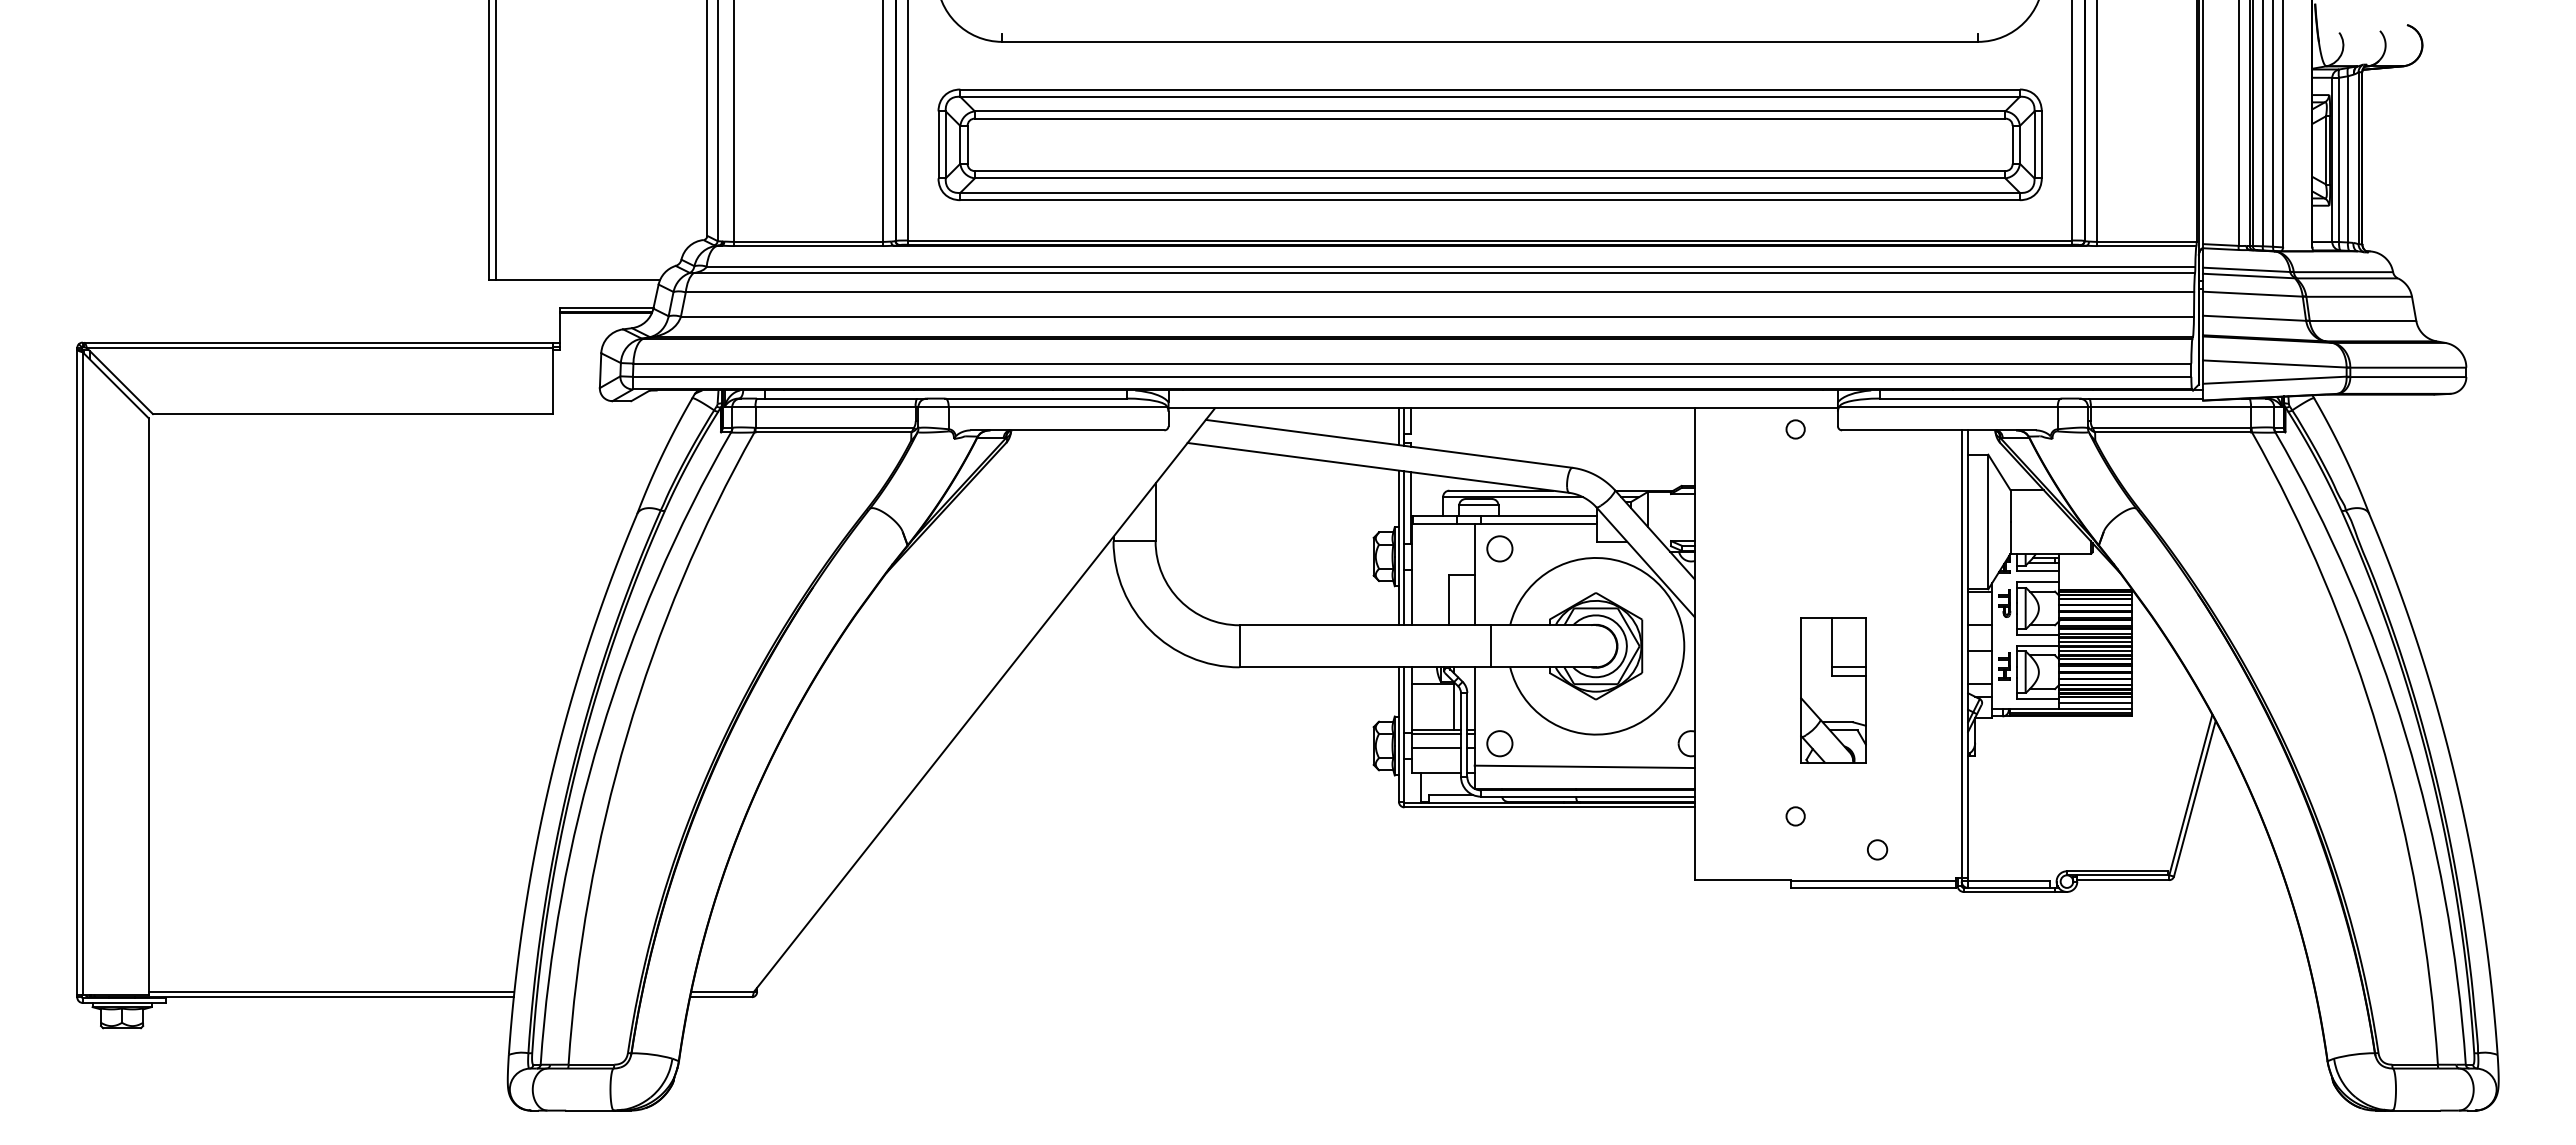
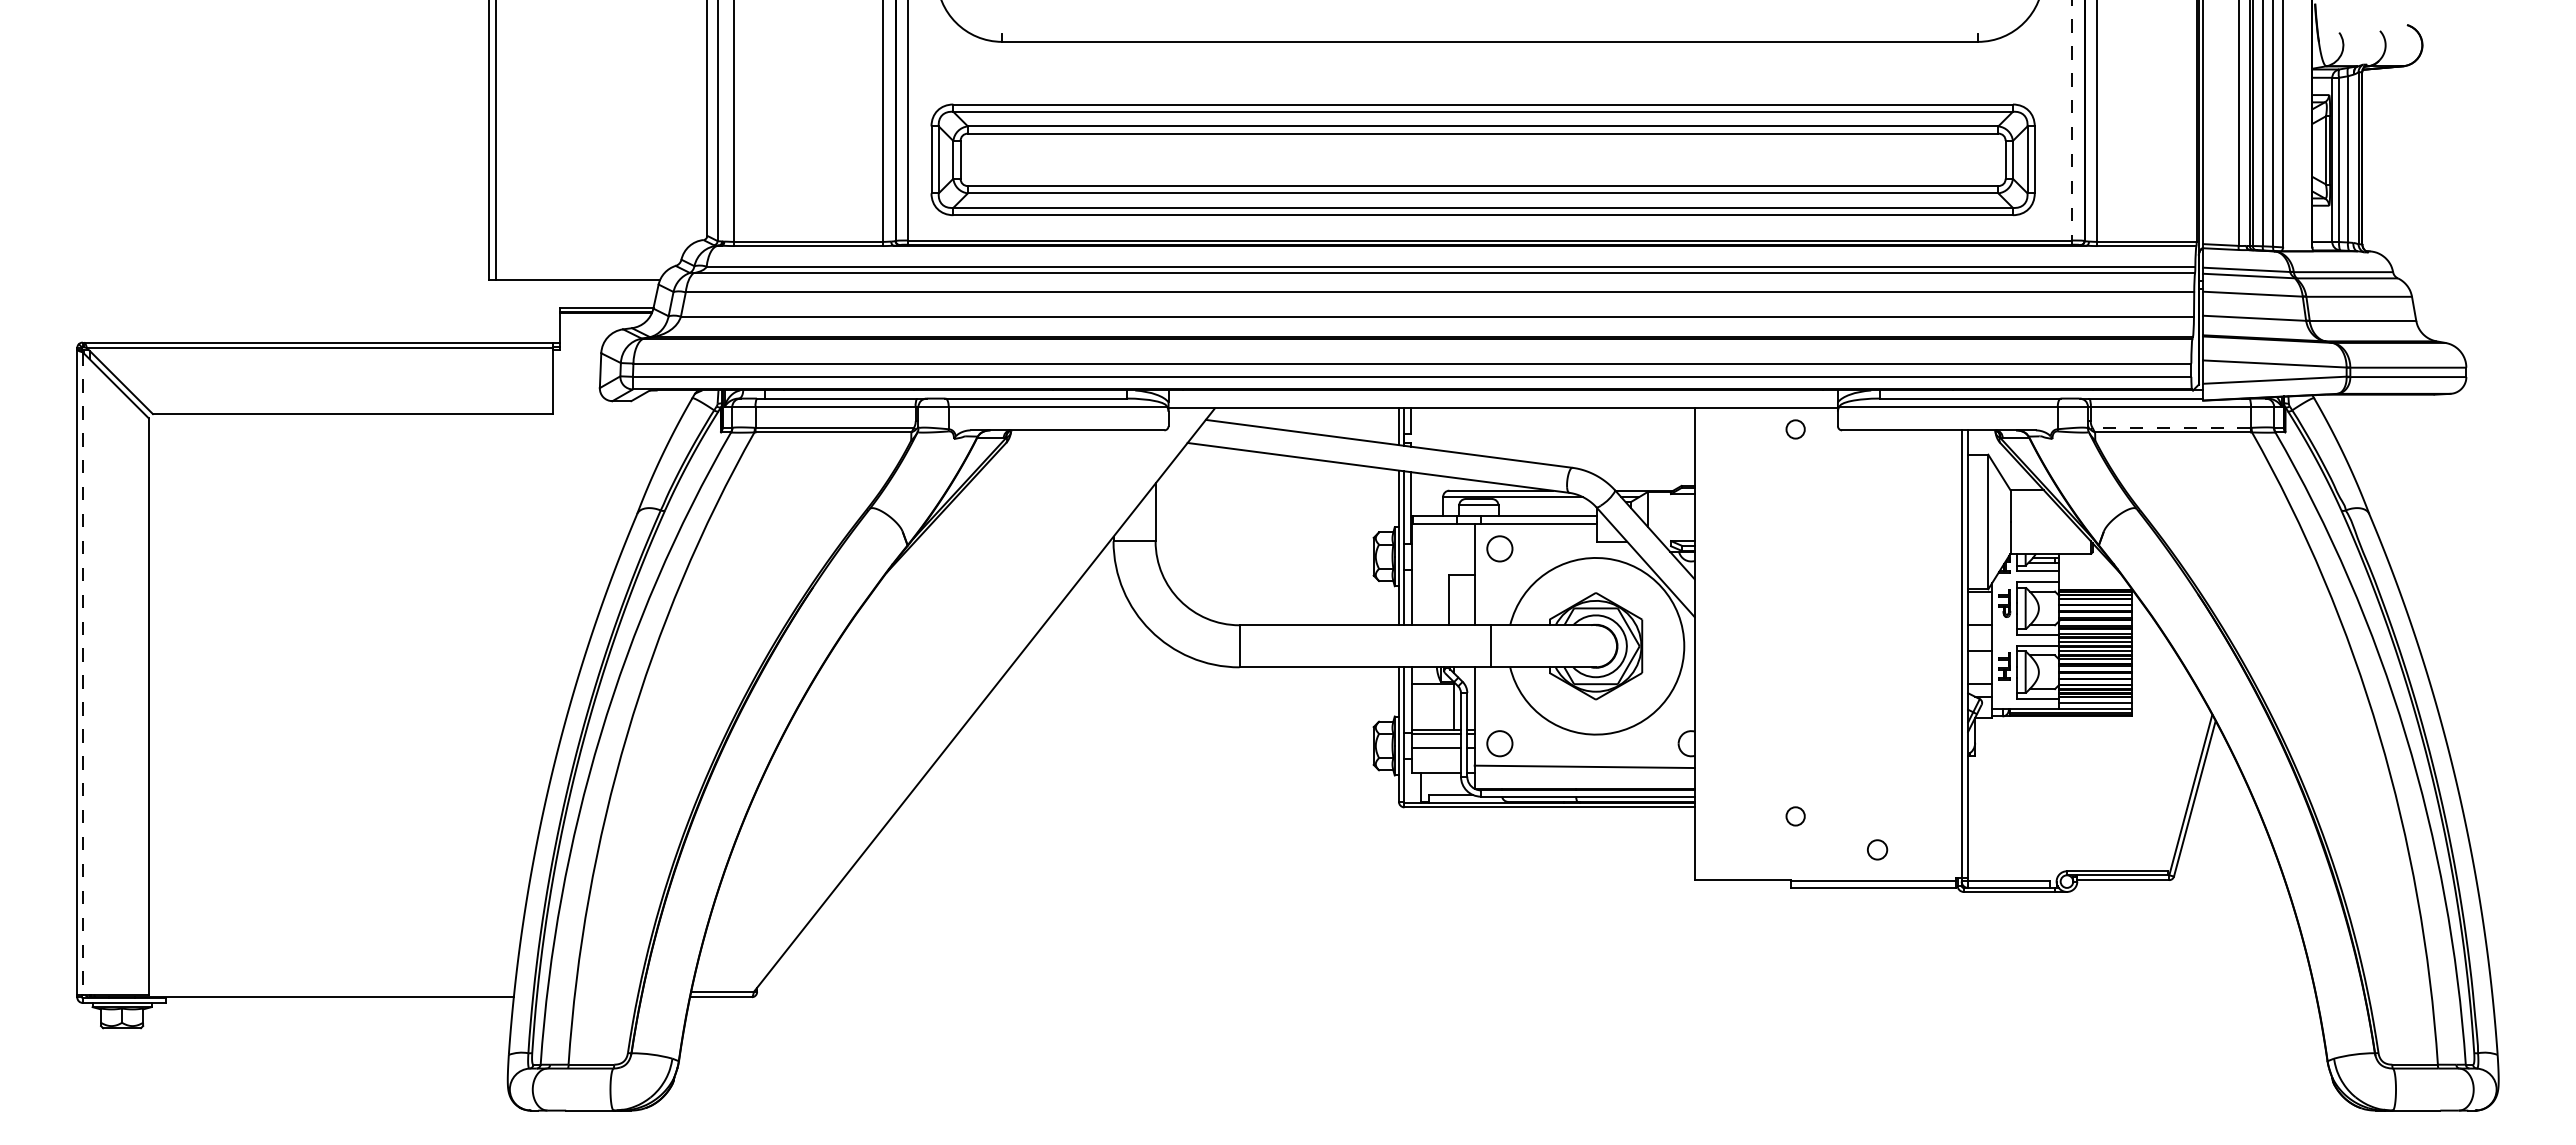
line: solid -> dashed (2071, 120)
part position: (1489, 144) -> (1482, 159) (1482, 159)
line: solid -> dashed (2171, 427)
line: solid -> dashed (82, 673)
part: present -> none (1833, 690)
line: present -> none (331, 991)
